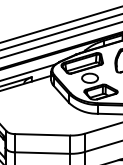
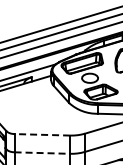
line: solid -> dashed (42, 134)
line: solid -> dashed (42, 153)
